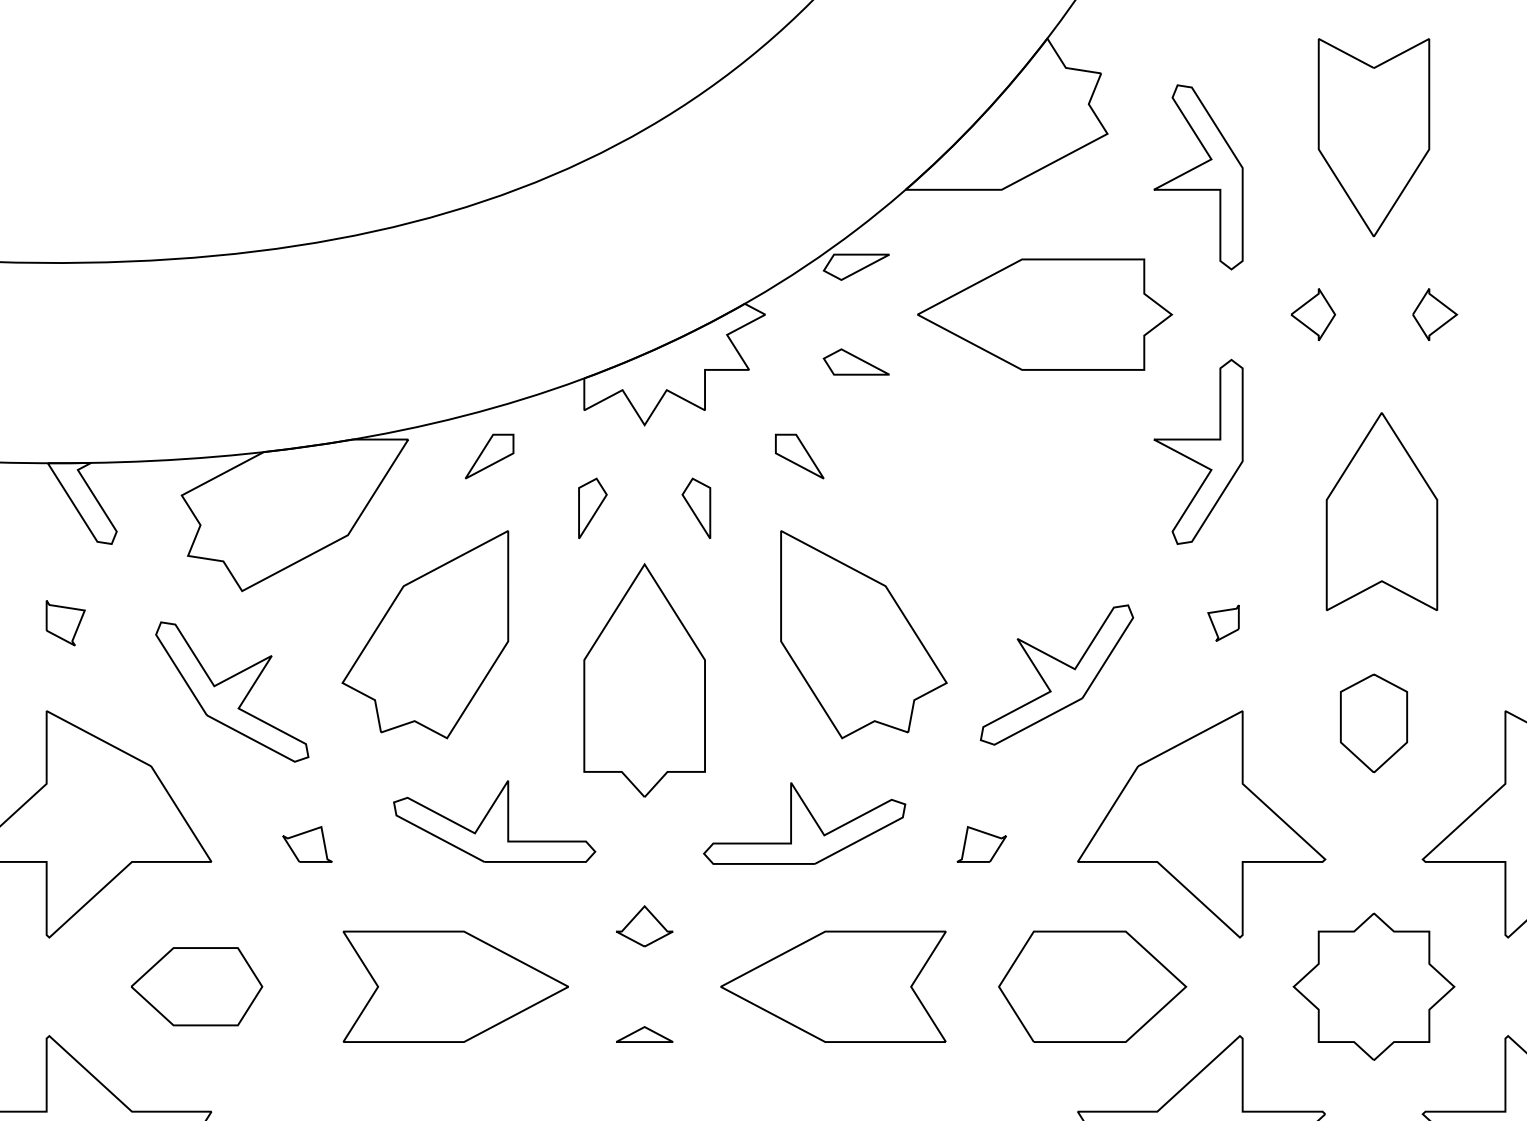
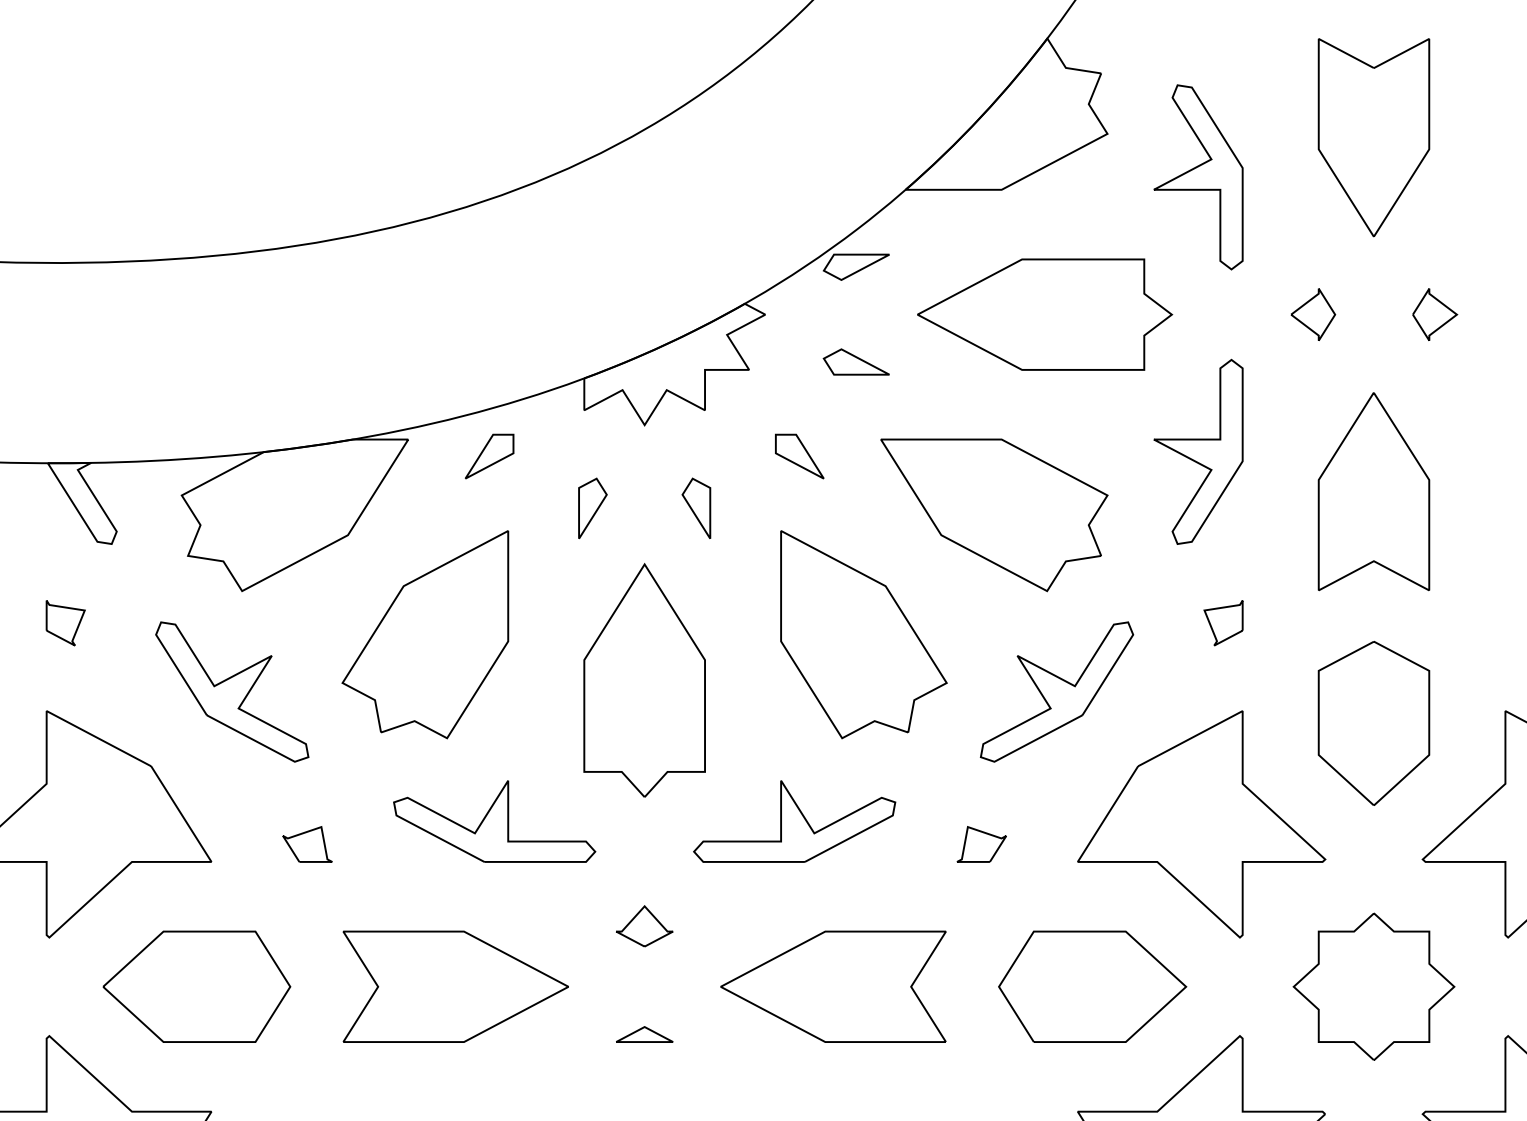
curve position: (1338, 483) -> (1330, 463) (1330, 463)
part: none -> present (994, 515)
part size: 33x38 px -> 41x47 px (1223, 623)
part position: (1056, 674) -> (1056, 691) (1056, 691)
part size: 68x101 px -> 114x165 px (1373, 723)
part position: (804, 823) -> (794, 821) (794, 821)
part size: 133x80 px -> 190x113 px (196, 986)
